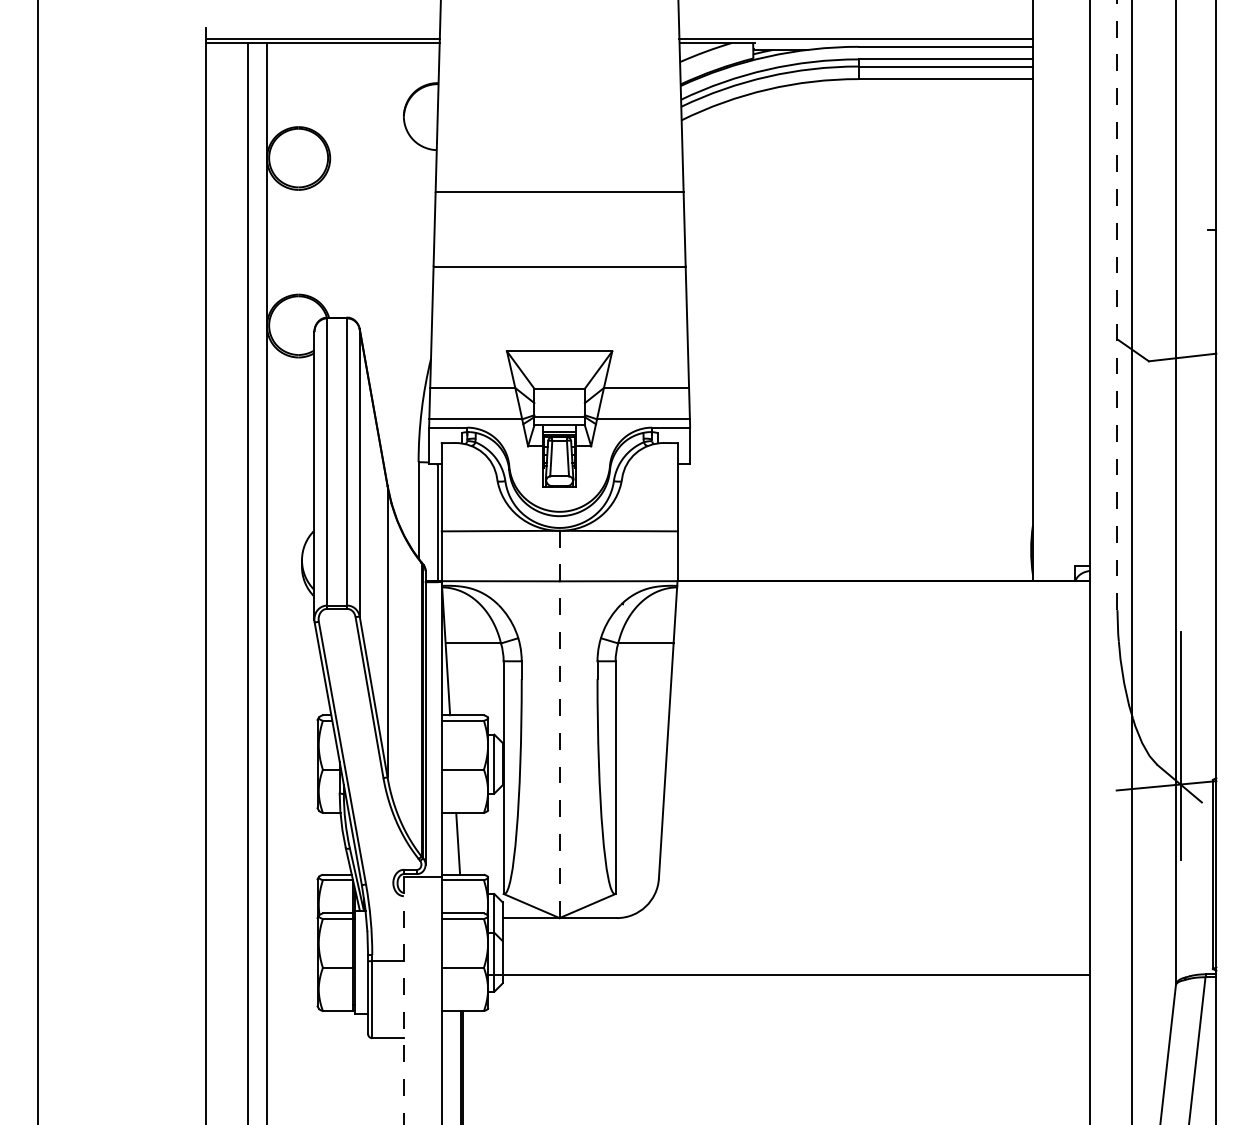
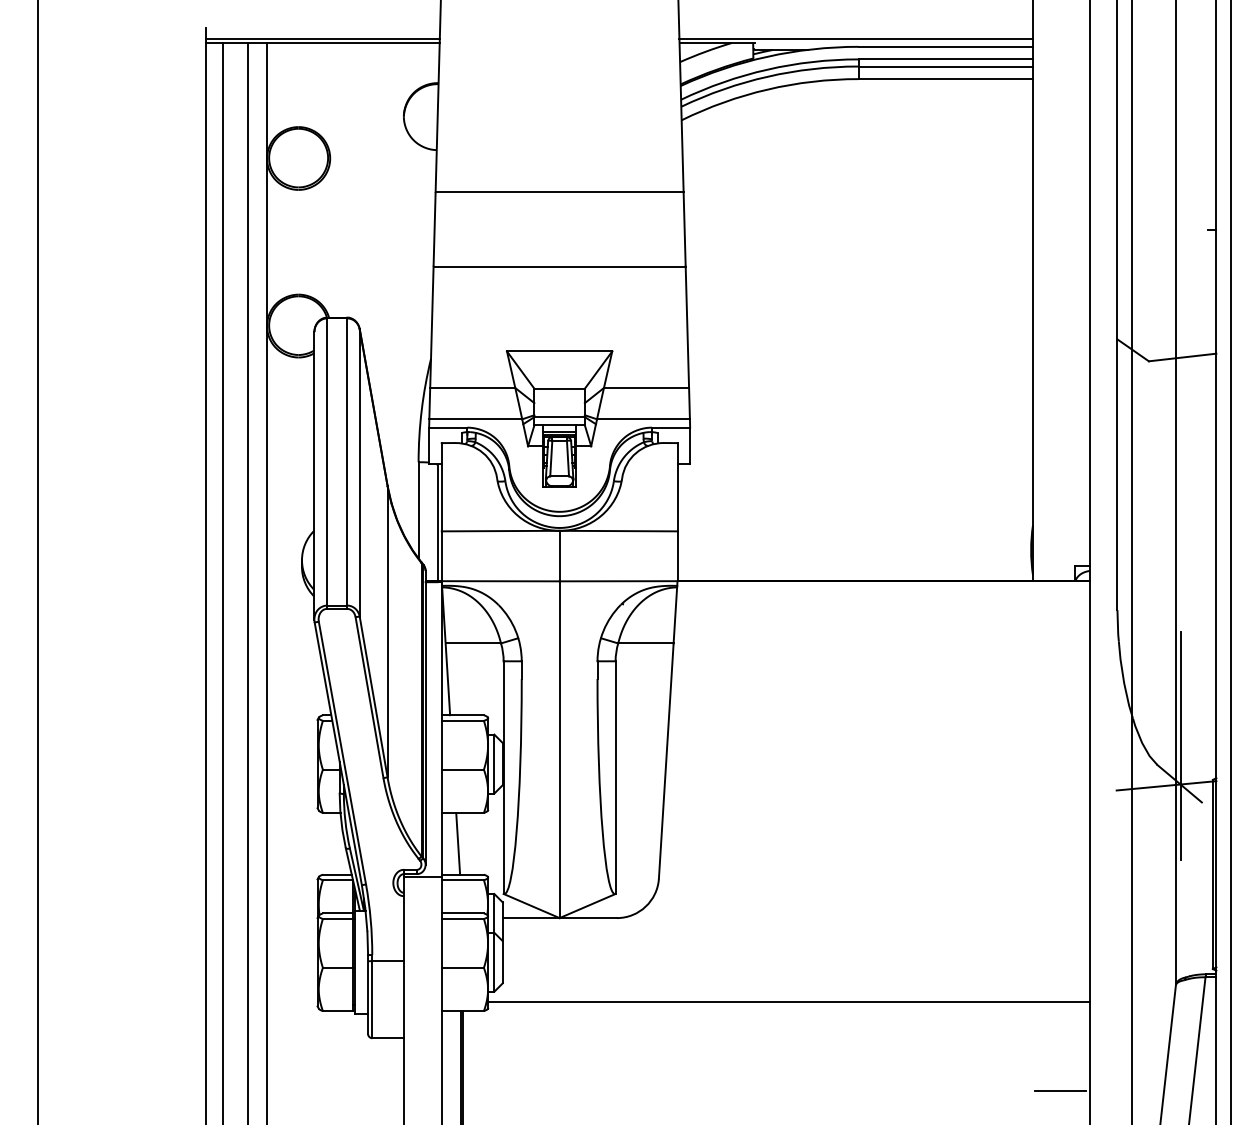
line: dashed -> solid (1117, 305)
line: none -> present (1231, 561)
line: none -> present (222, 582)
line: dashed -> solid (559, 724)
line position: (789, 975) -> (789, 1002) (789, 1002)
line: dashed -> solid (403, 999)
line: none -> present (1060, 1091)
